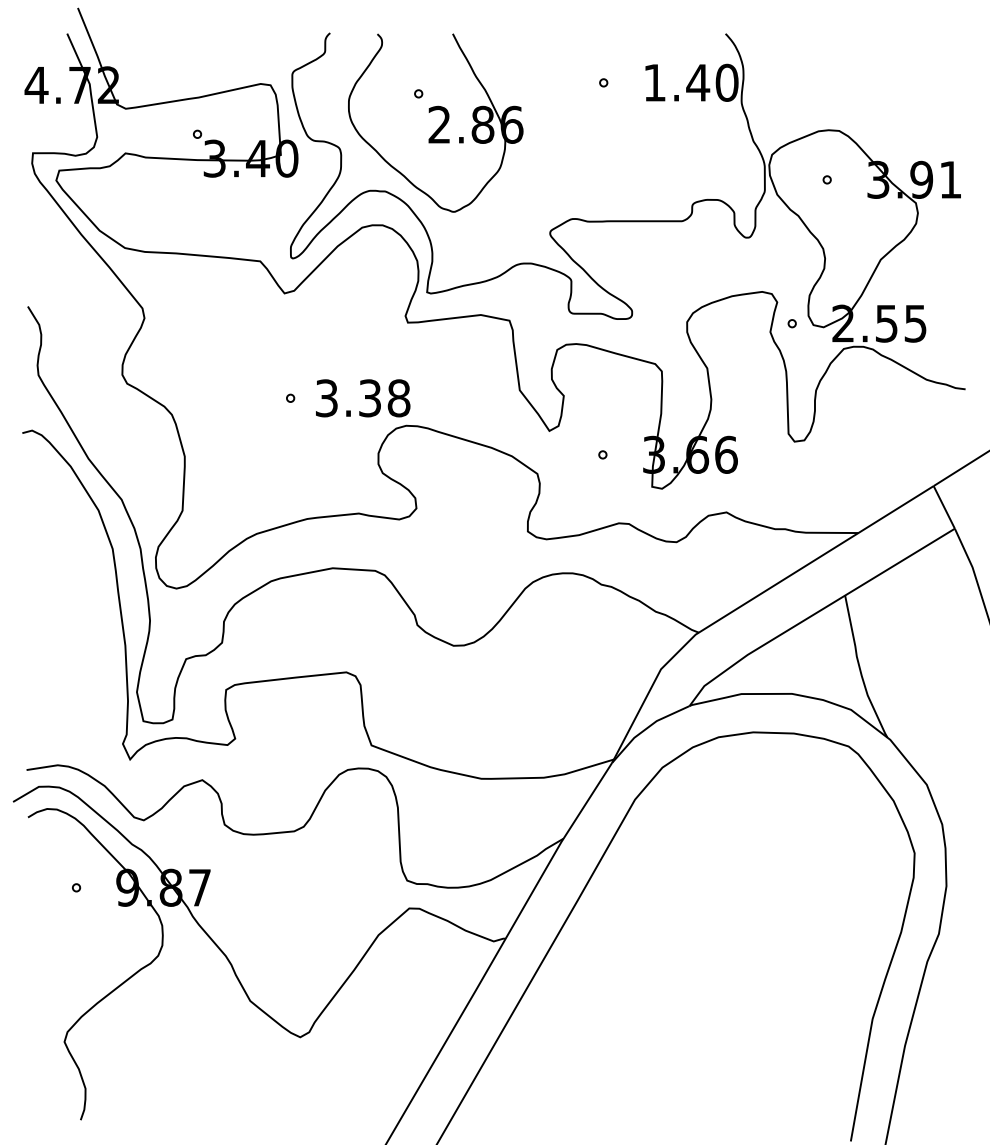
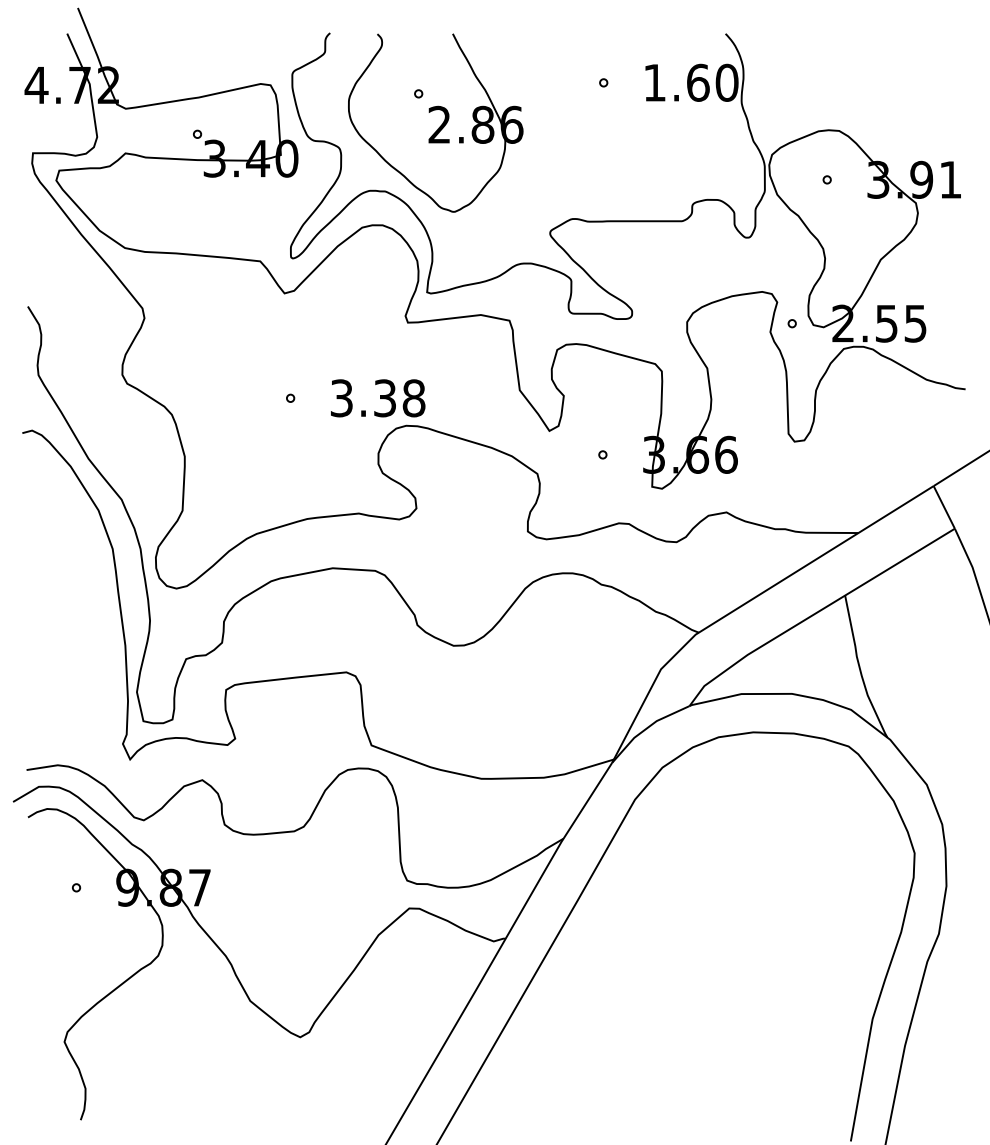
text: 1.40 -> 1.60 (698, 82)
text position: (363, 398) -> (378, 398) (378, 398)
